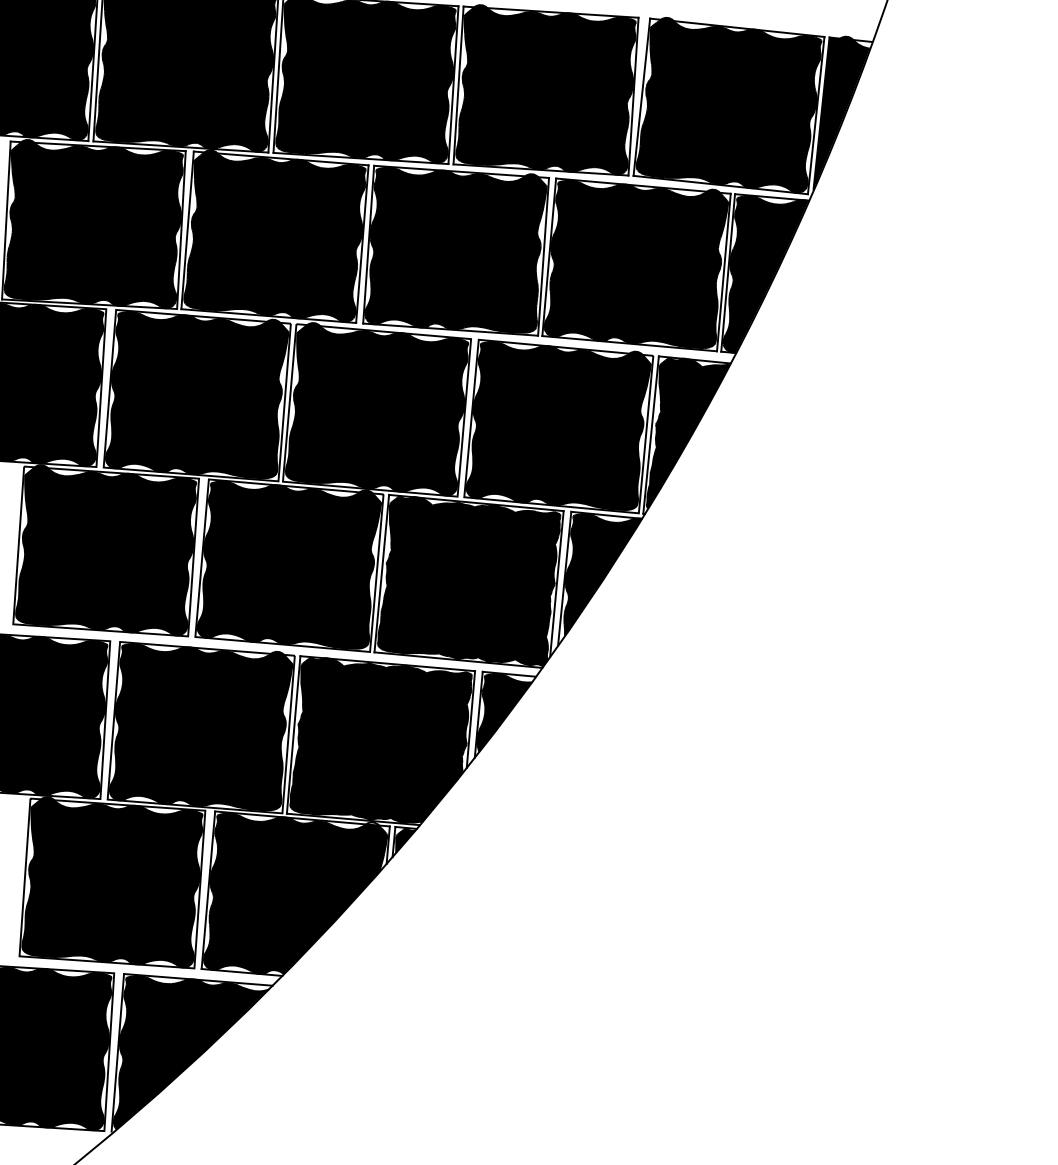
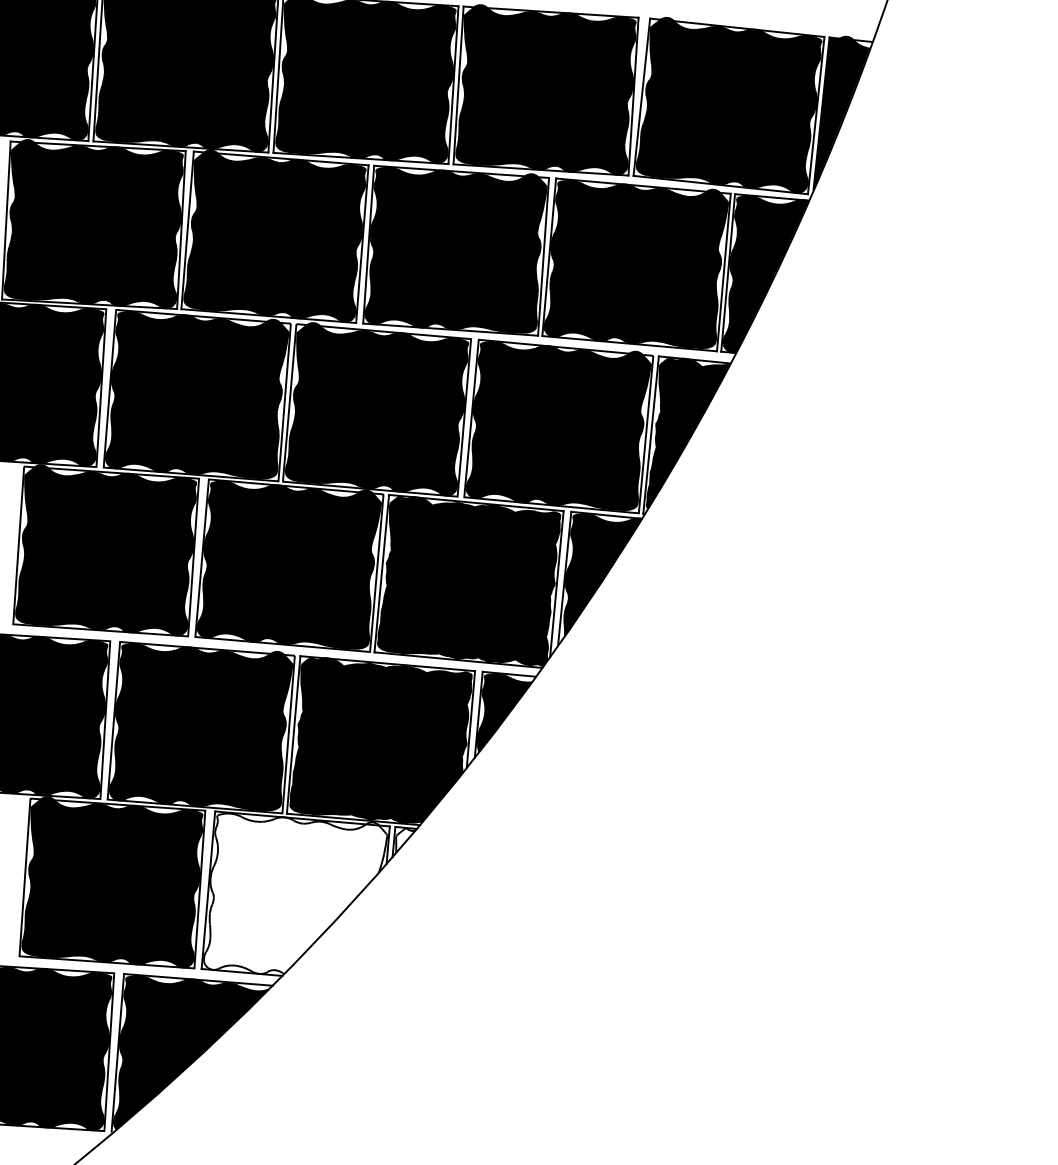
fill: present -> none (405, 840)
fill: present -> none (295, 893)
